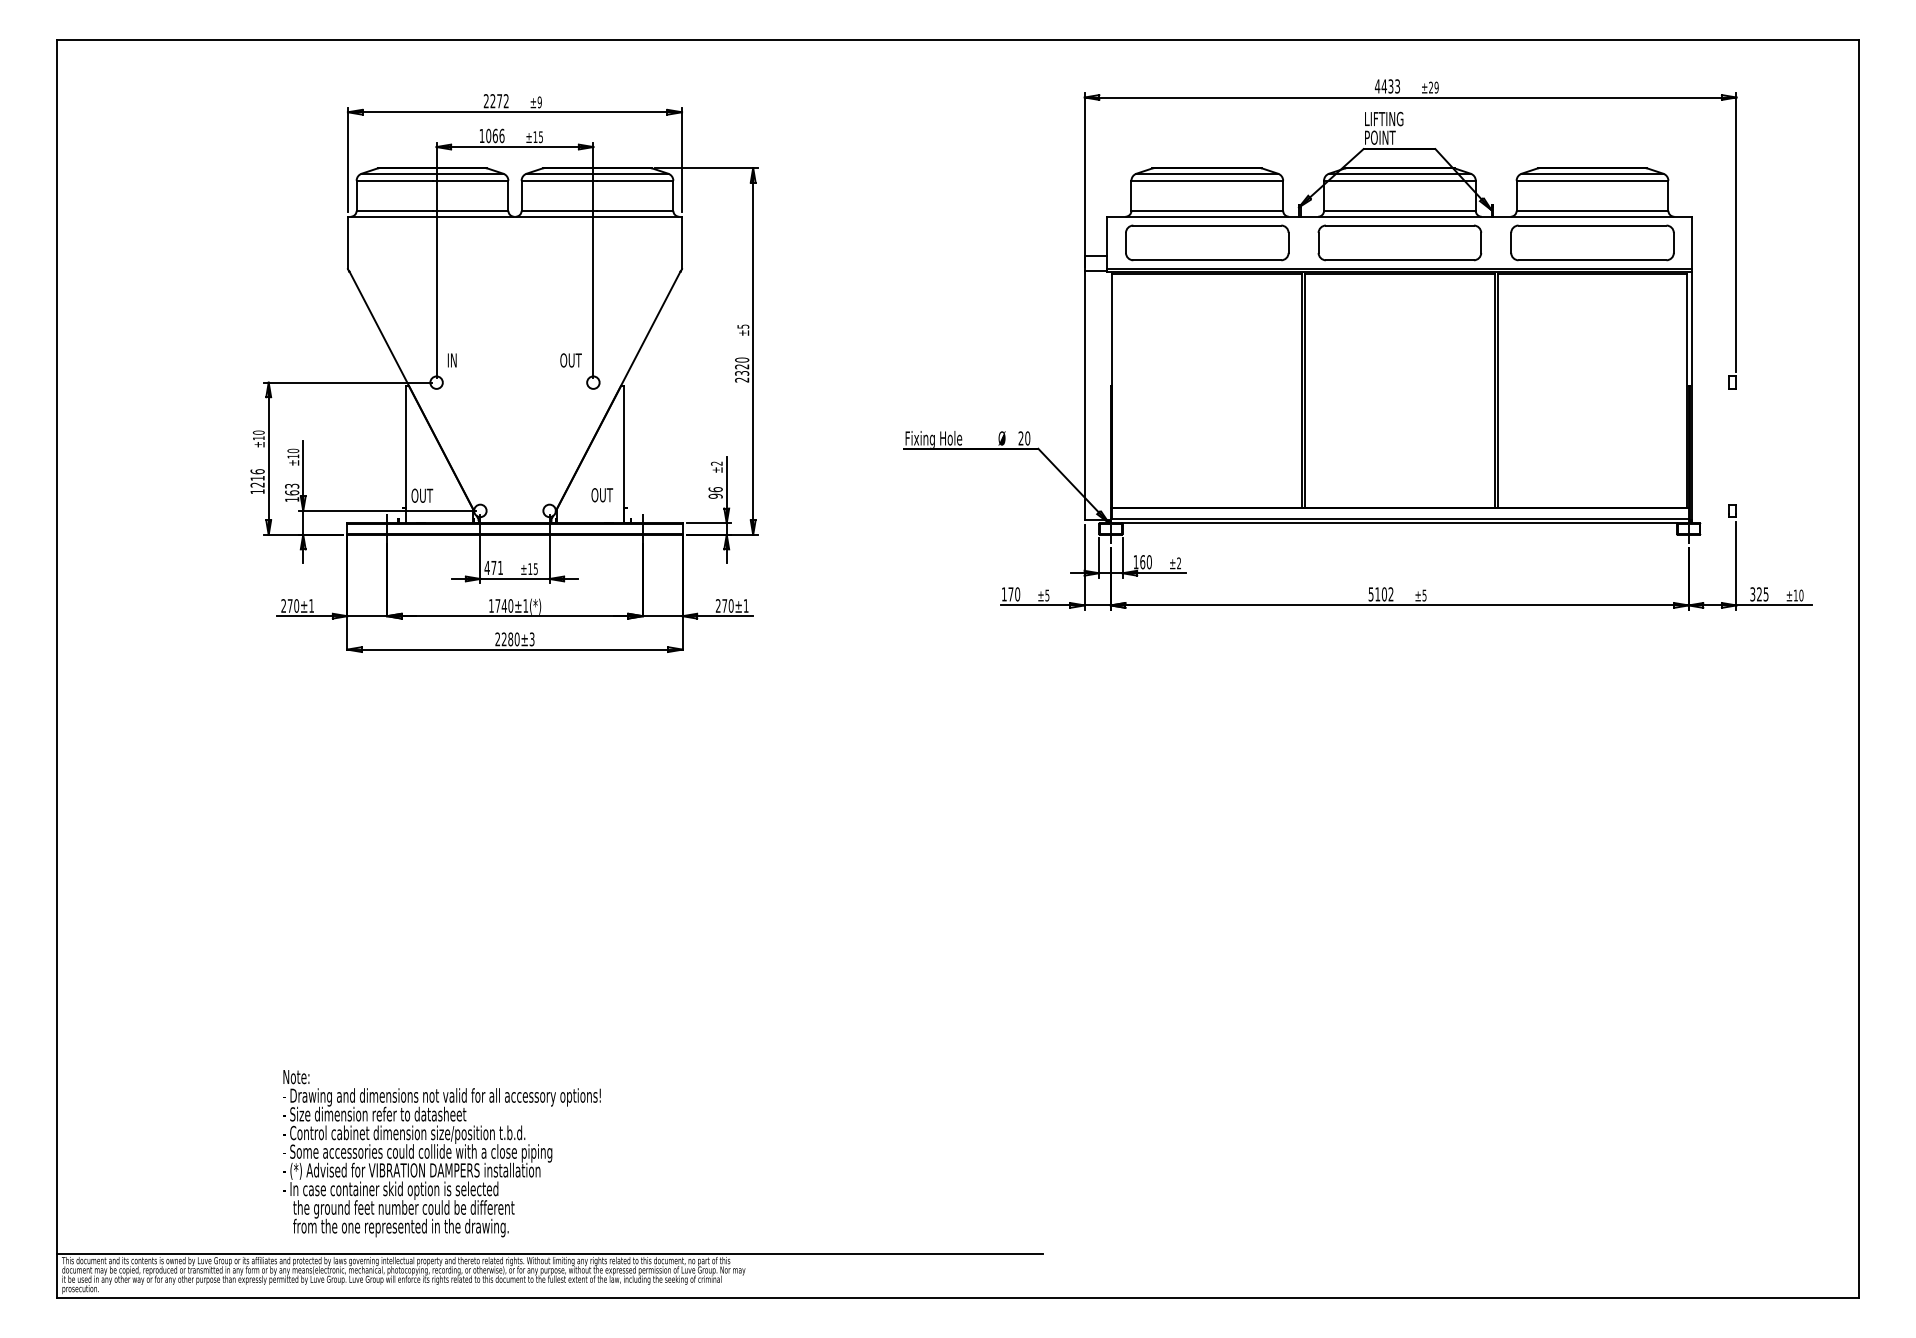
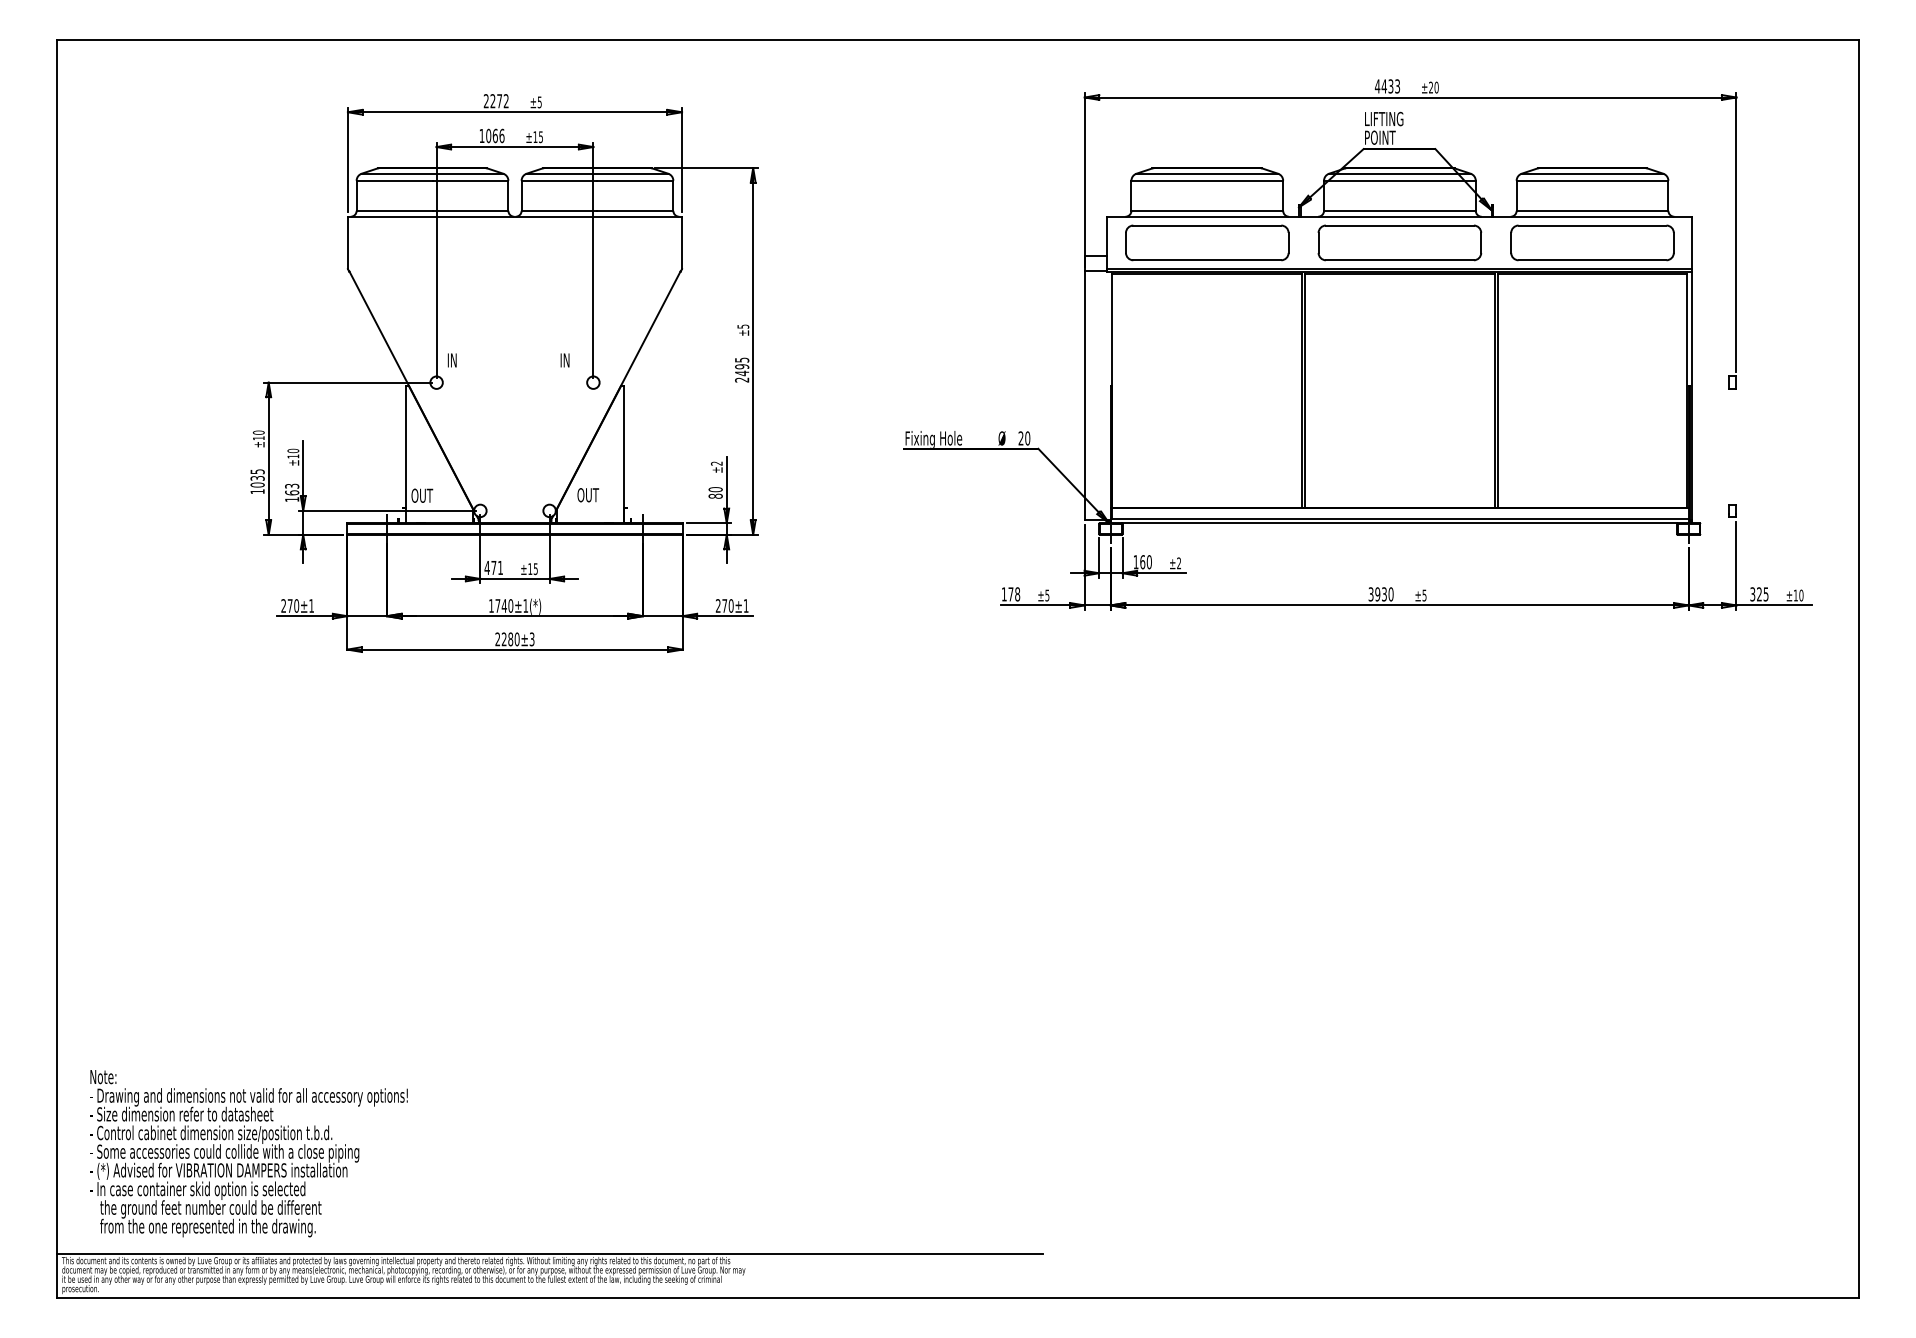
text: ±29 -> ±20 (1436, 87)
text: ±9 -> ±5 (539, 101)
text: OUT -> IN (570, 360)
text: 2320 -> 2495 (742, 366)
text: 1216 -> 1035 (257, 478)
text: 96 -> 80 (715, 492)
text position: (602, 495) -> (588, 495) (588, 495)
text: 170 -> 178 (1017, 594)
text: 5102 -> 3930 (1380, 594)
text position: (441, 1153) -> (248, 1153) (248, 1153)
